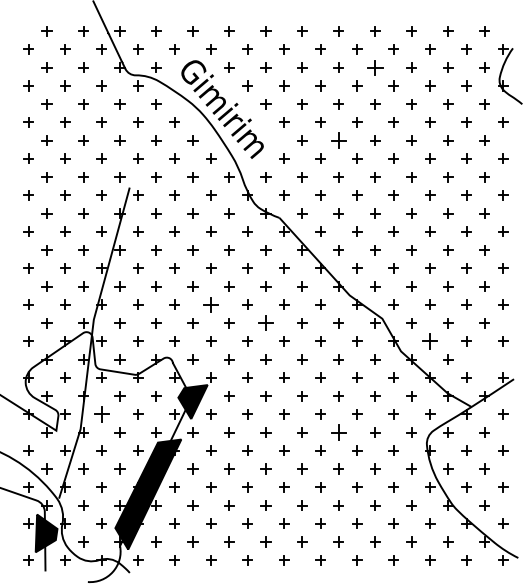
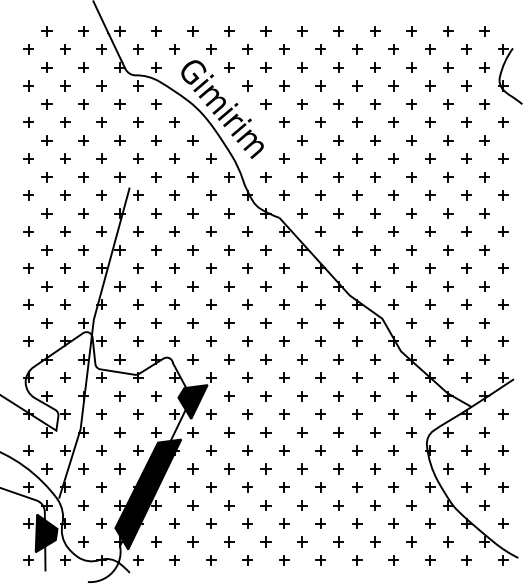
part size: 17x16 px -> 11x11 px (375, 67)
part size: 16x17 px -> 11x11 px (338, 140)
part size: 16x16 px -> 11x11 px (211, 304)
part size: 16x16 px -> 12x11 px (265, 323)
part size: 16x17 px -> 11x11 px (430, 341)
part: none -> present (484, 359)
part size: 16x17 px -> 11x11 px (101, 414)
part size: 16x17 px -> 11x11 px (338, 432)
